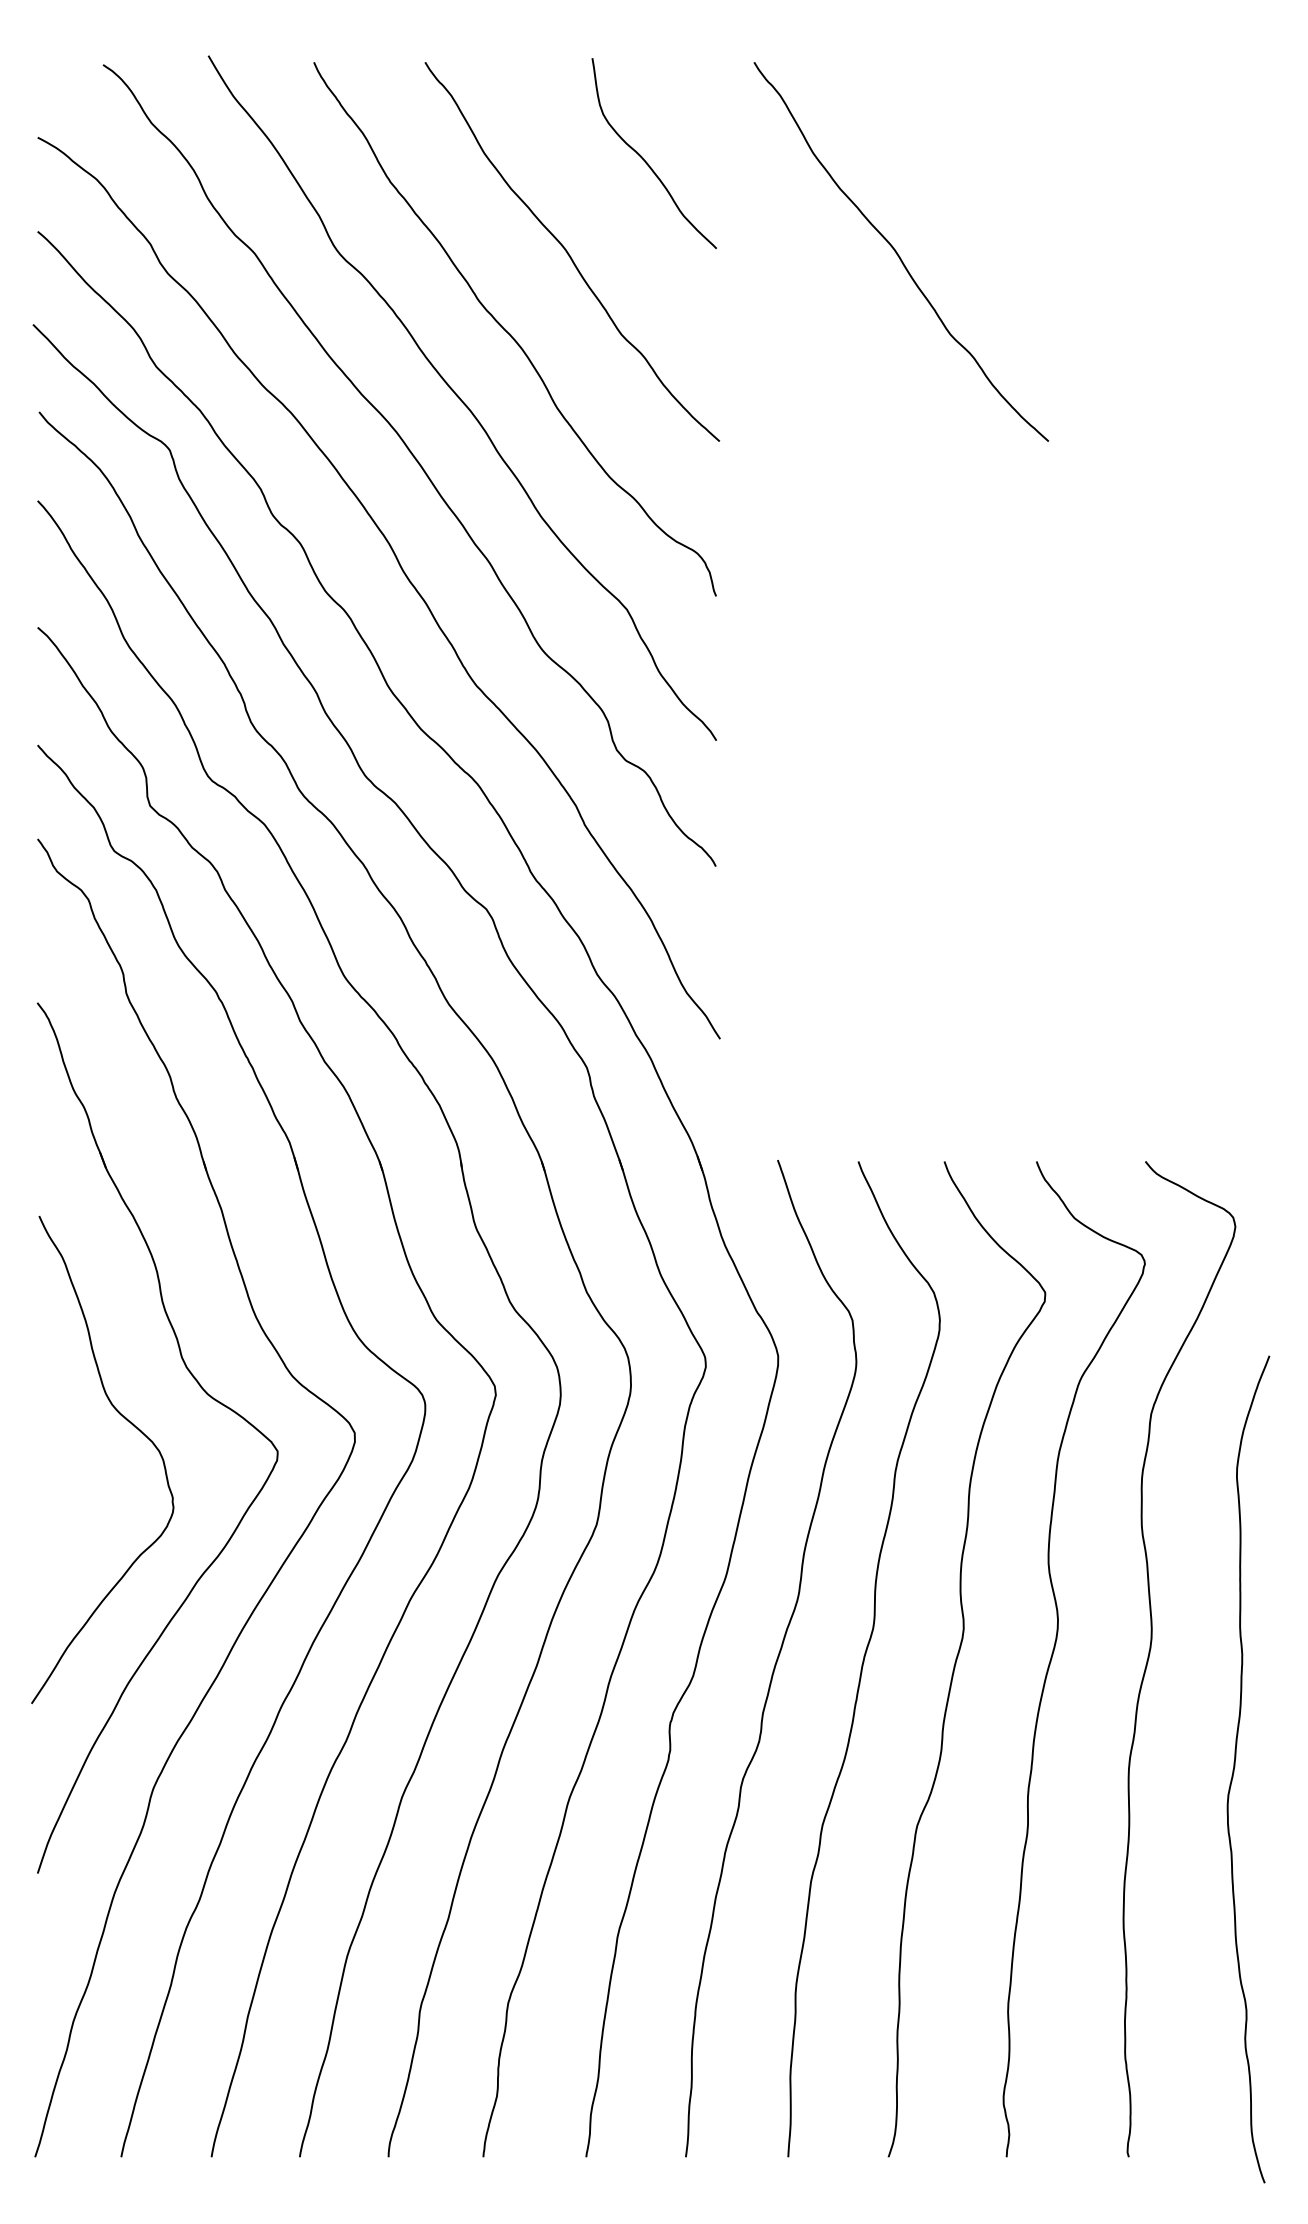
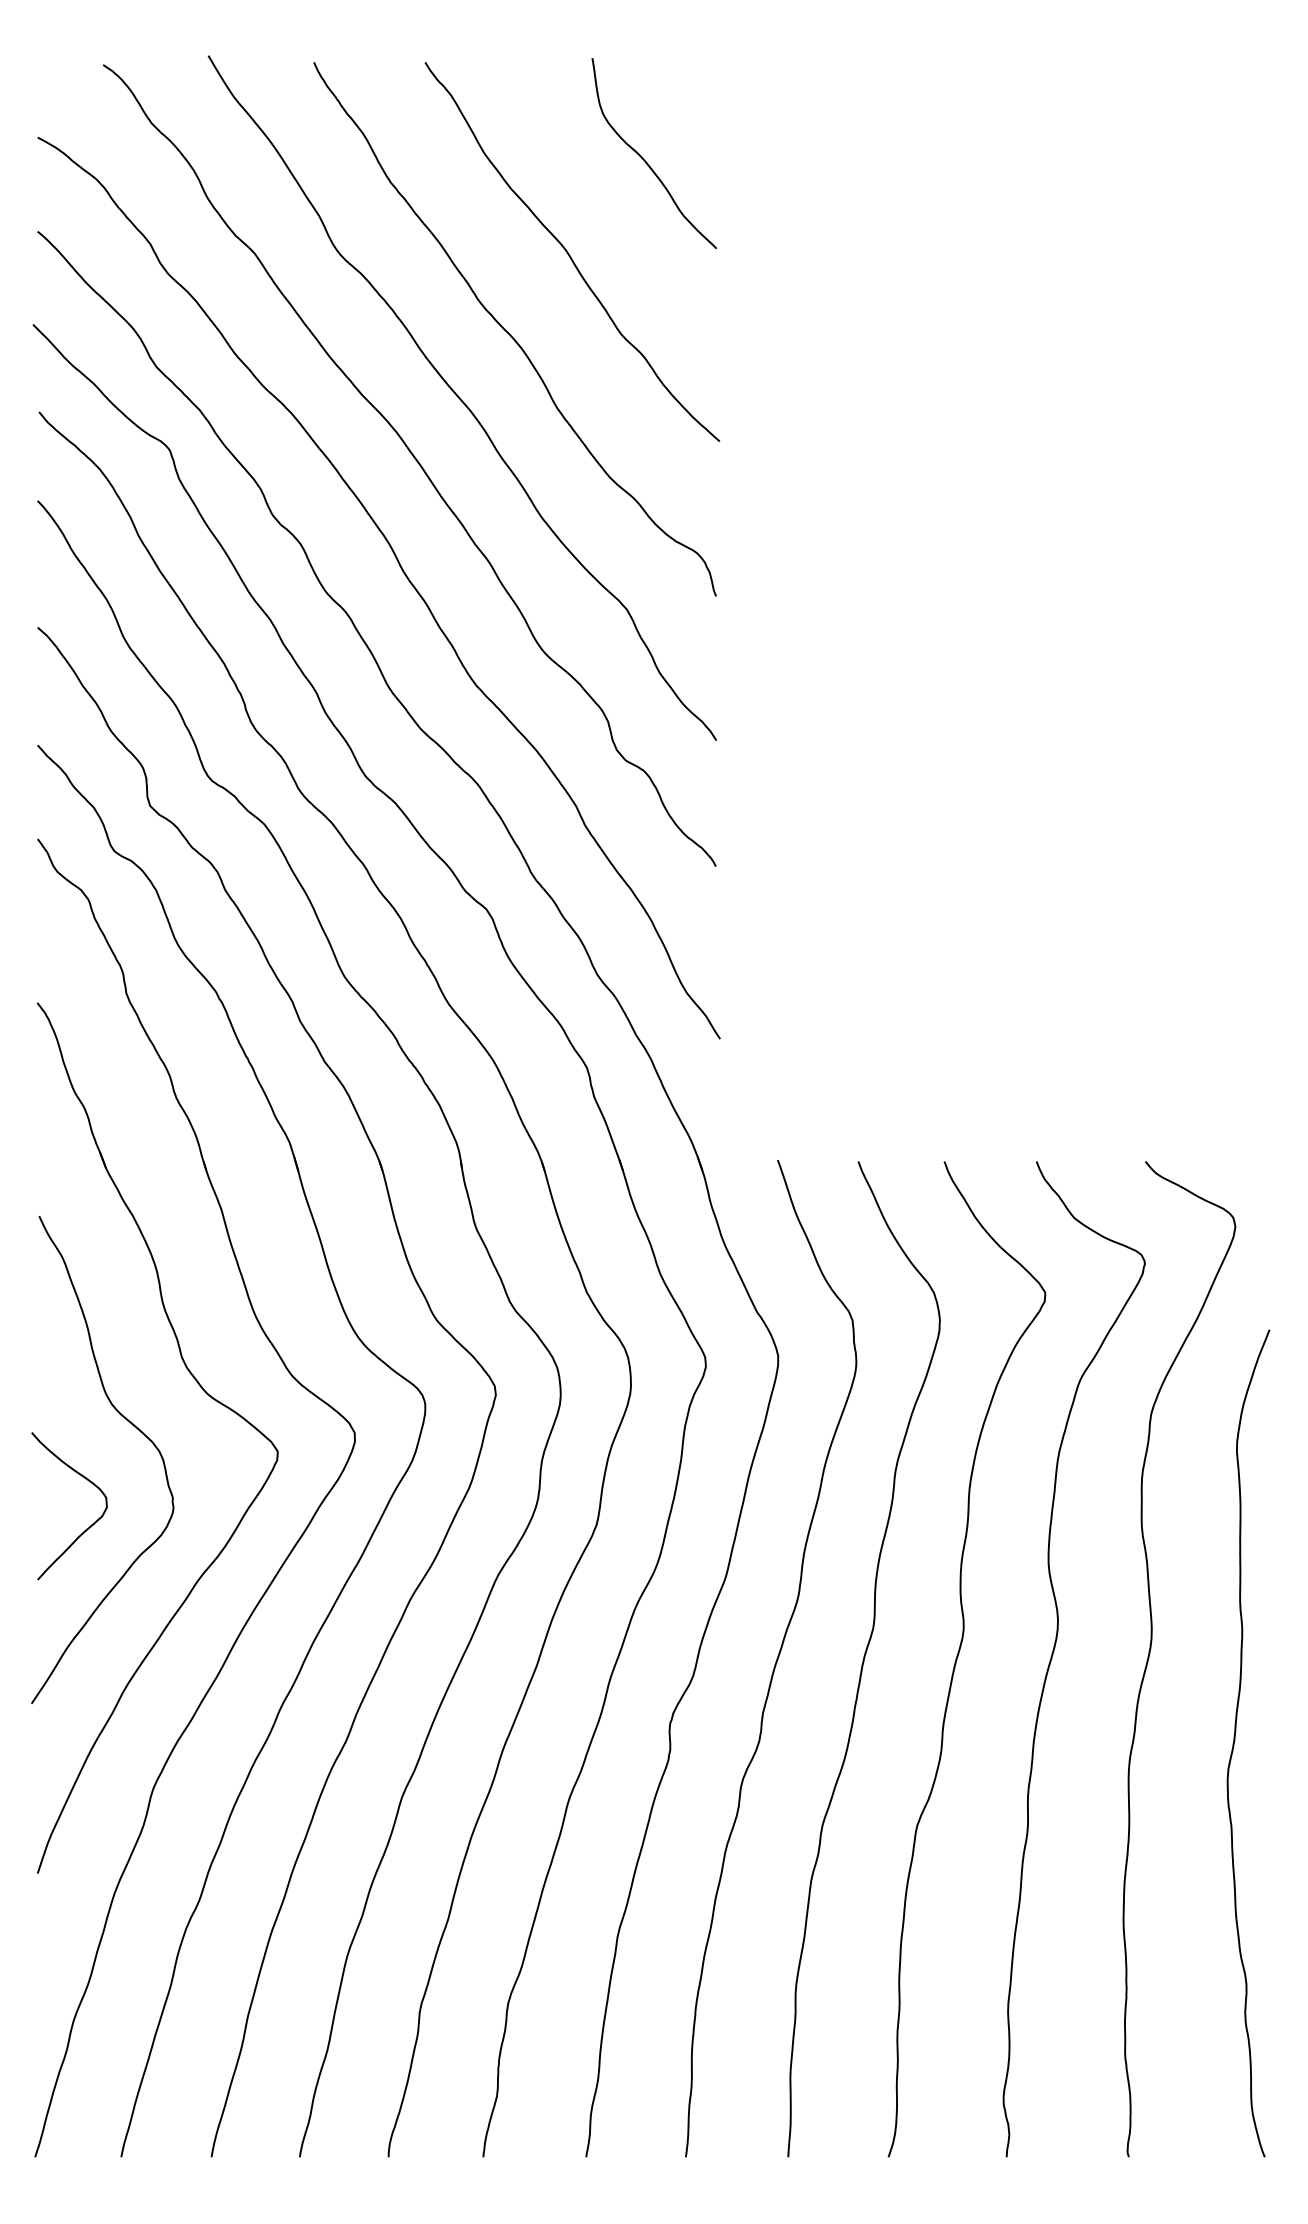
curve: present -> none (898, 253)
curve: none -> present (86, 1528)
curve position: (1235, 1767) -> (1235, 1741) (1235, 1741)
